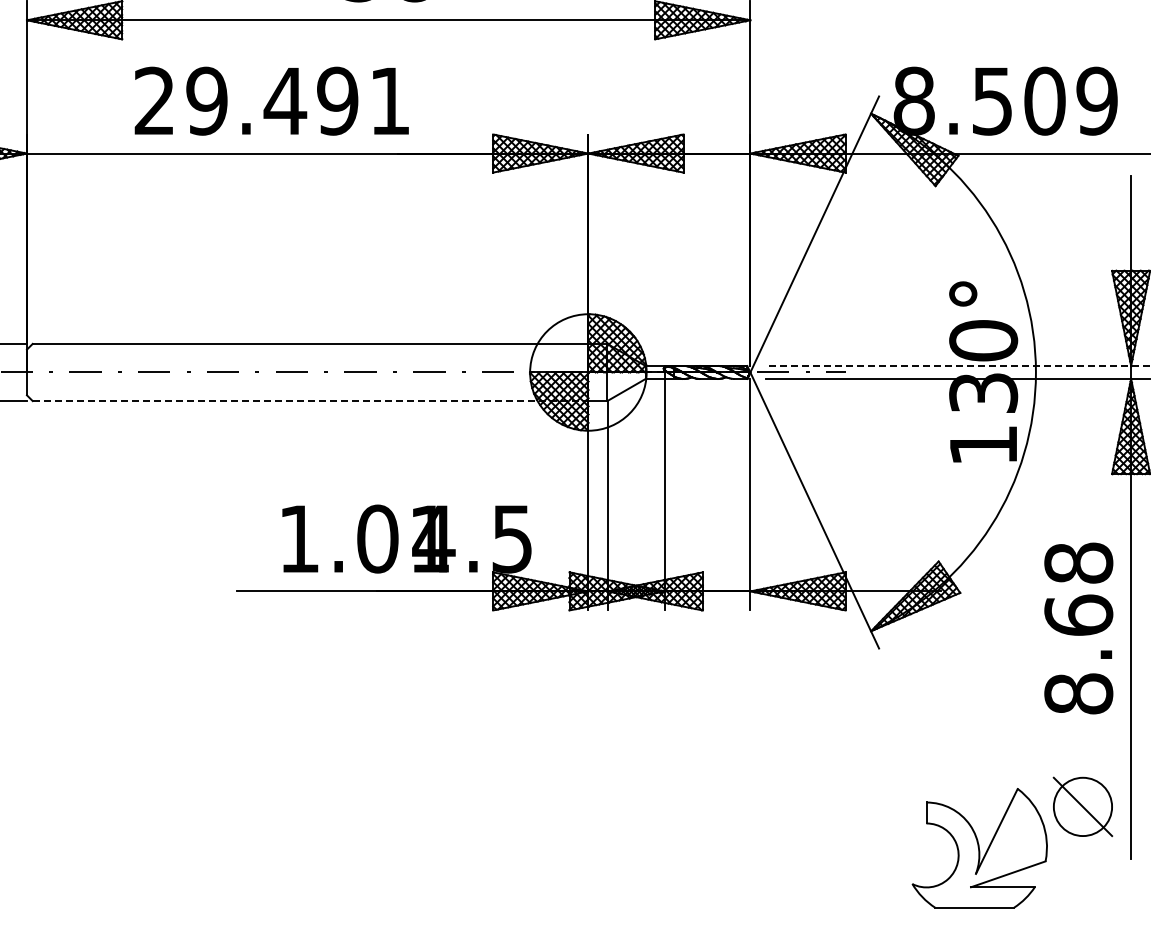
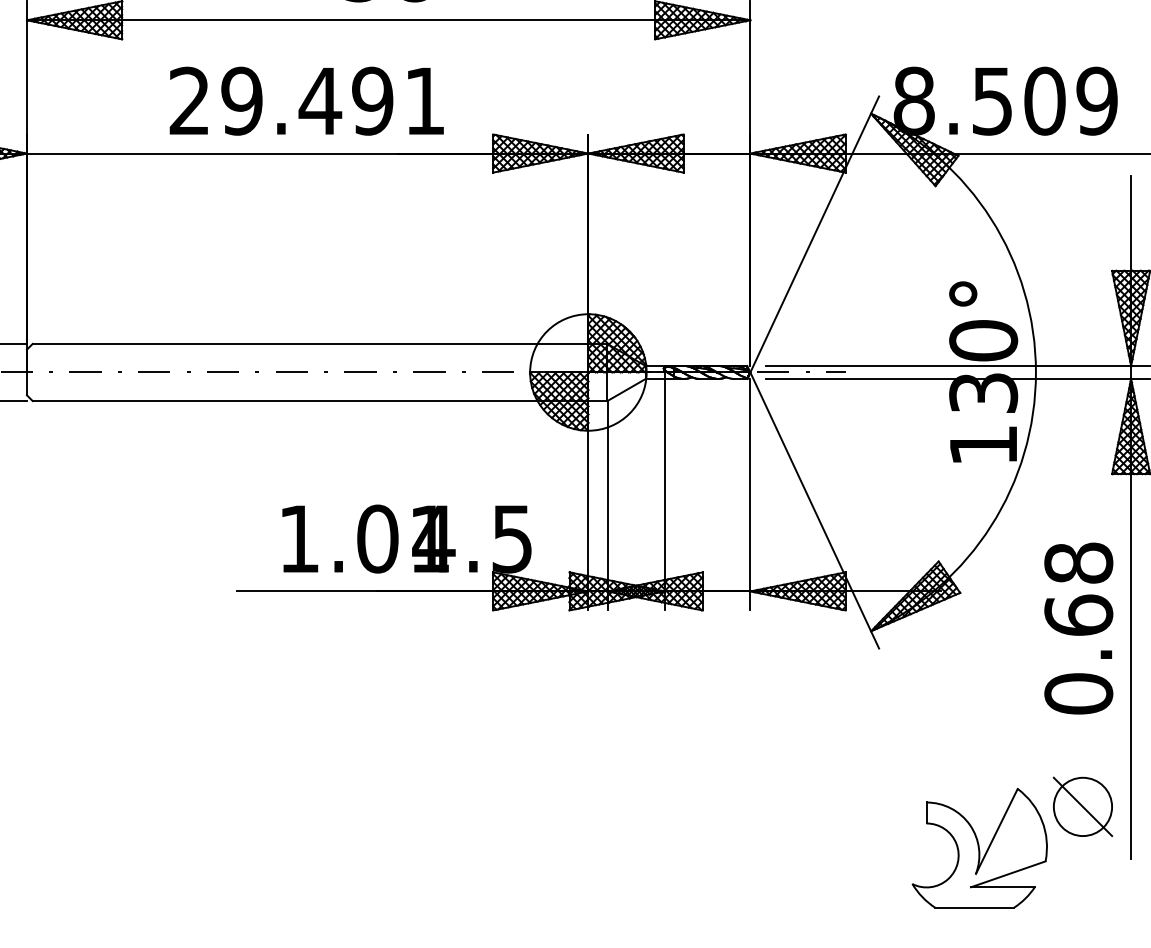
text position: (271, 100) -> (306, 100) (306, 100)
line: dashed -> solid (958, 366)
line: dashed -> solid (310, 401)
text: 8.68 -> 0.68 (1078, 693)
